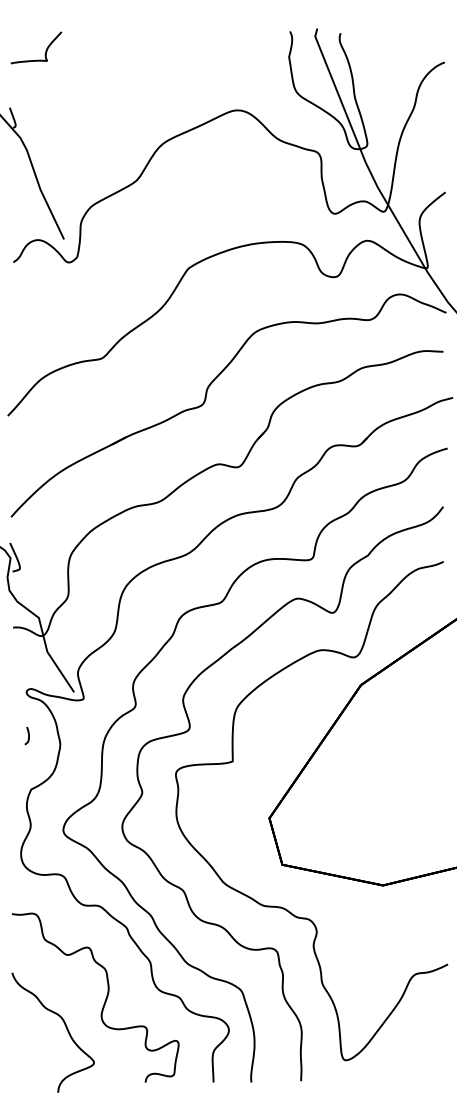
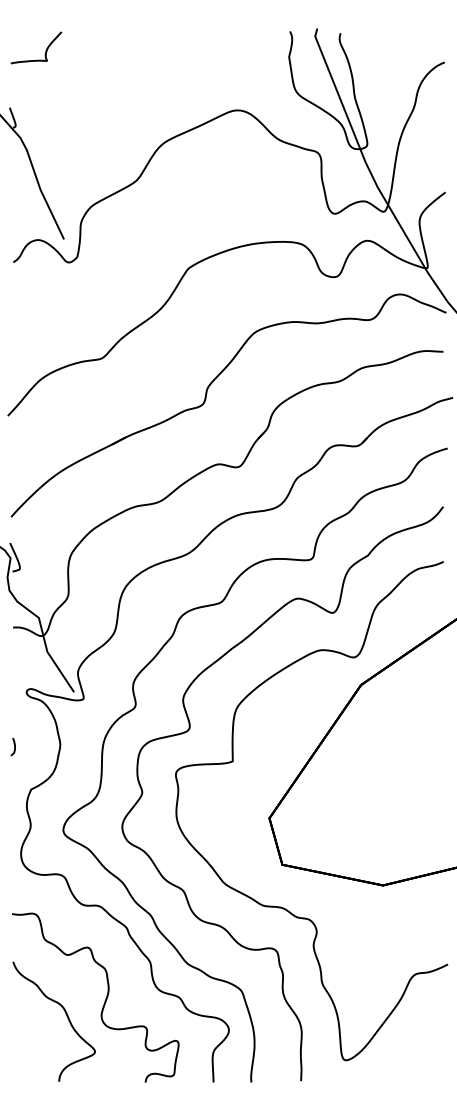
curve position: (28, 735) -> (14, 746) (14, 746)
curve position: (64, 1025) -> (65, 1014) (65, 1014)
